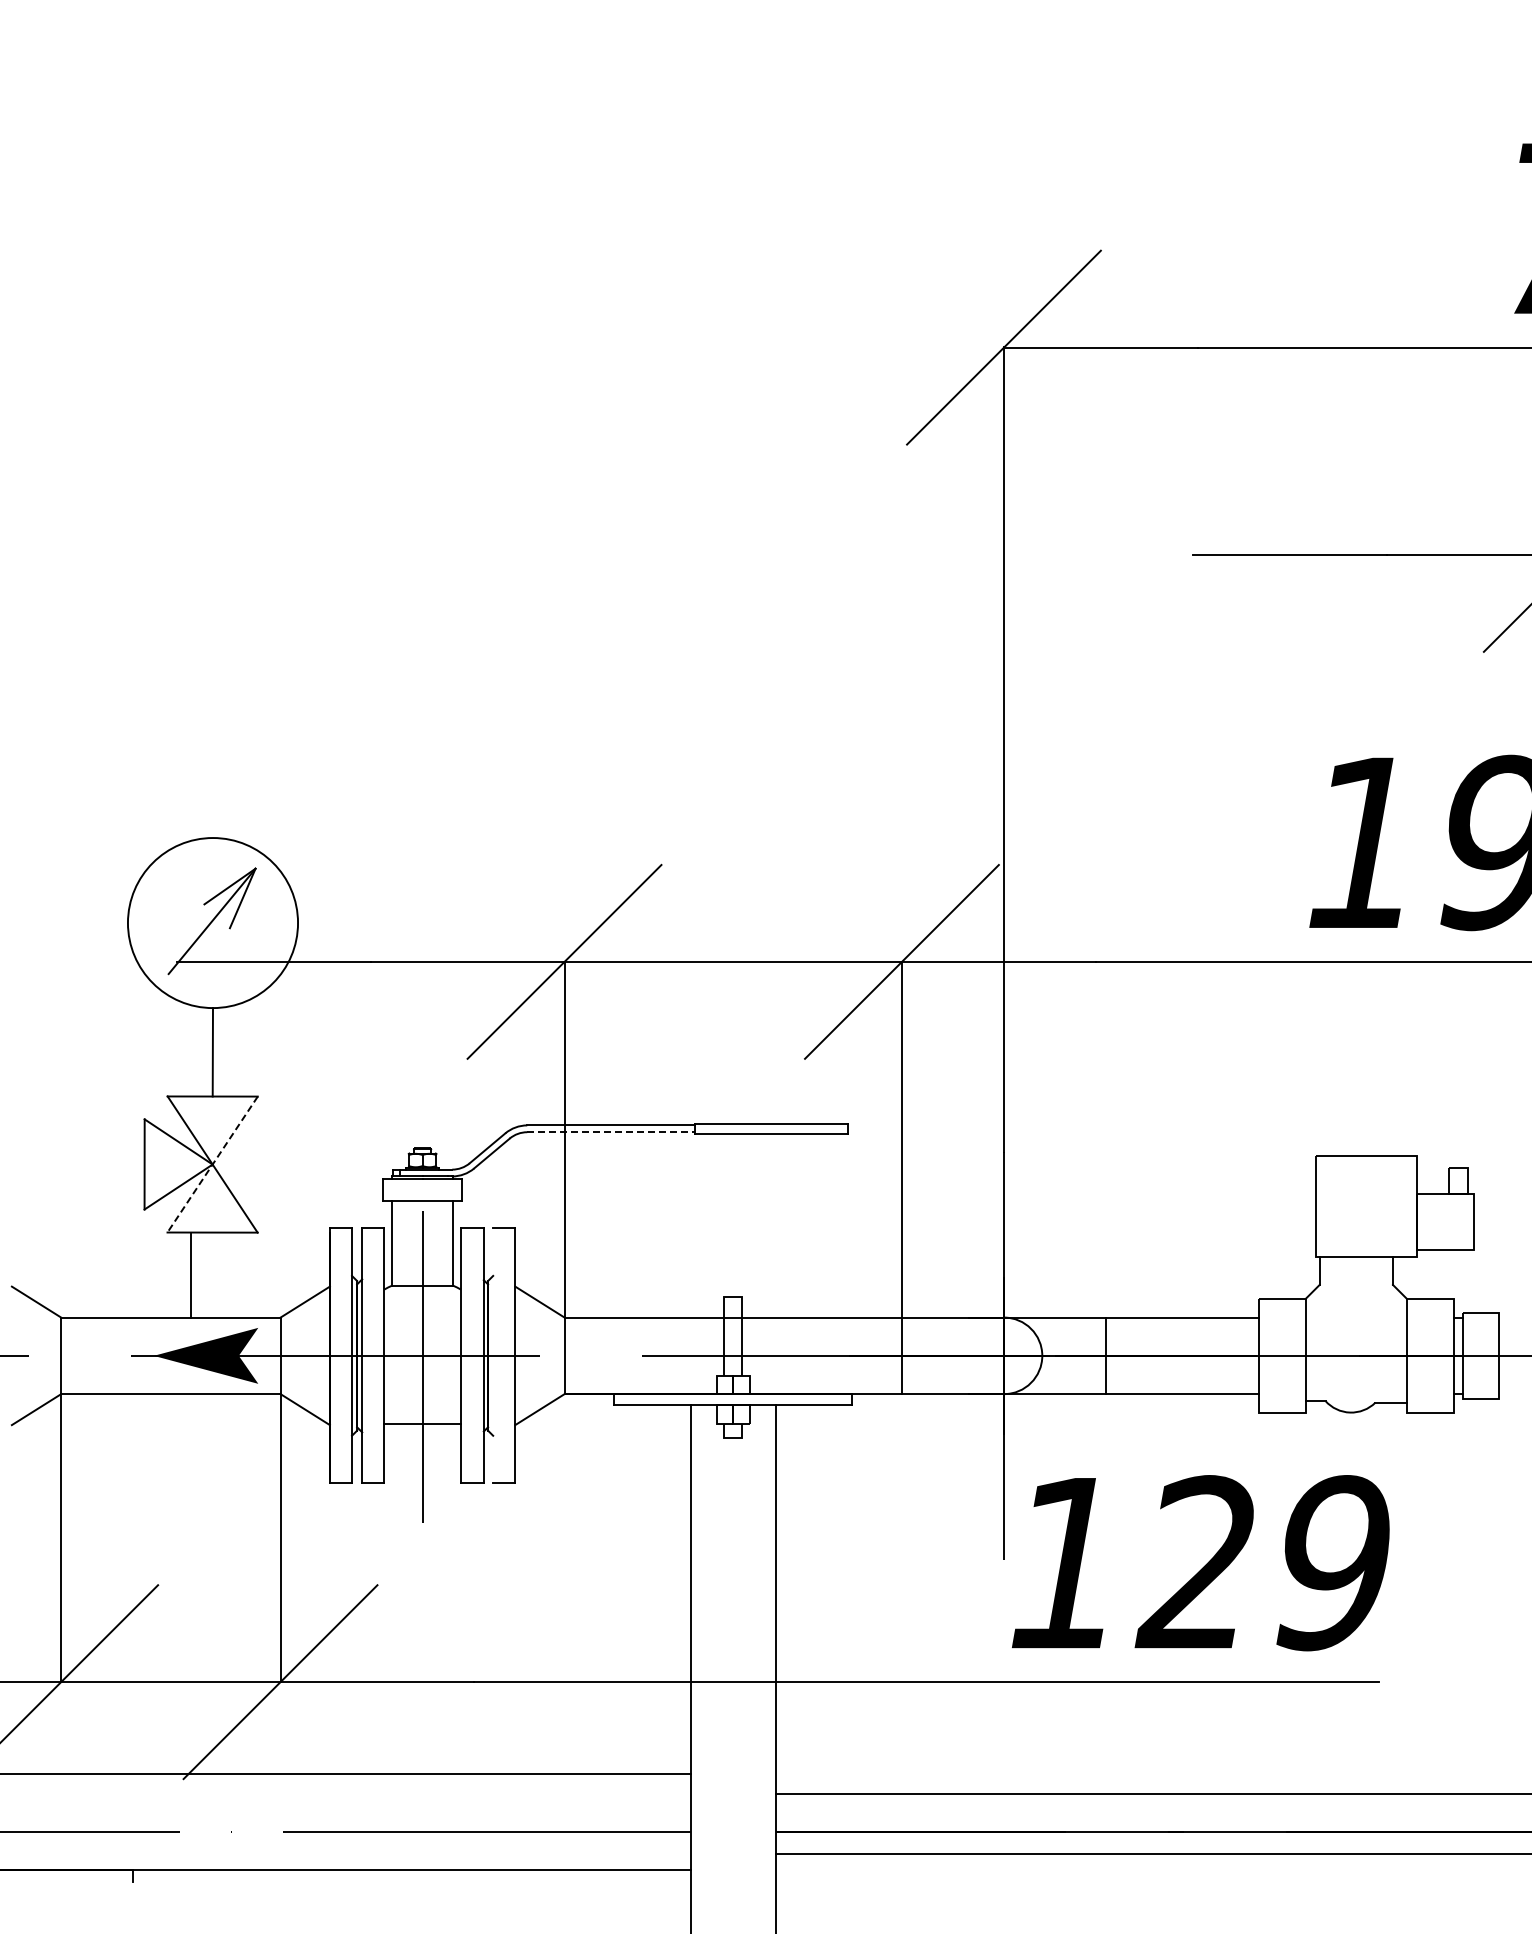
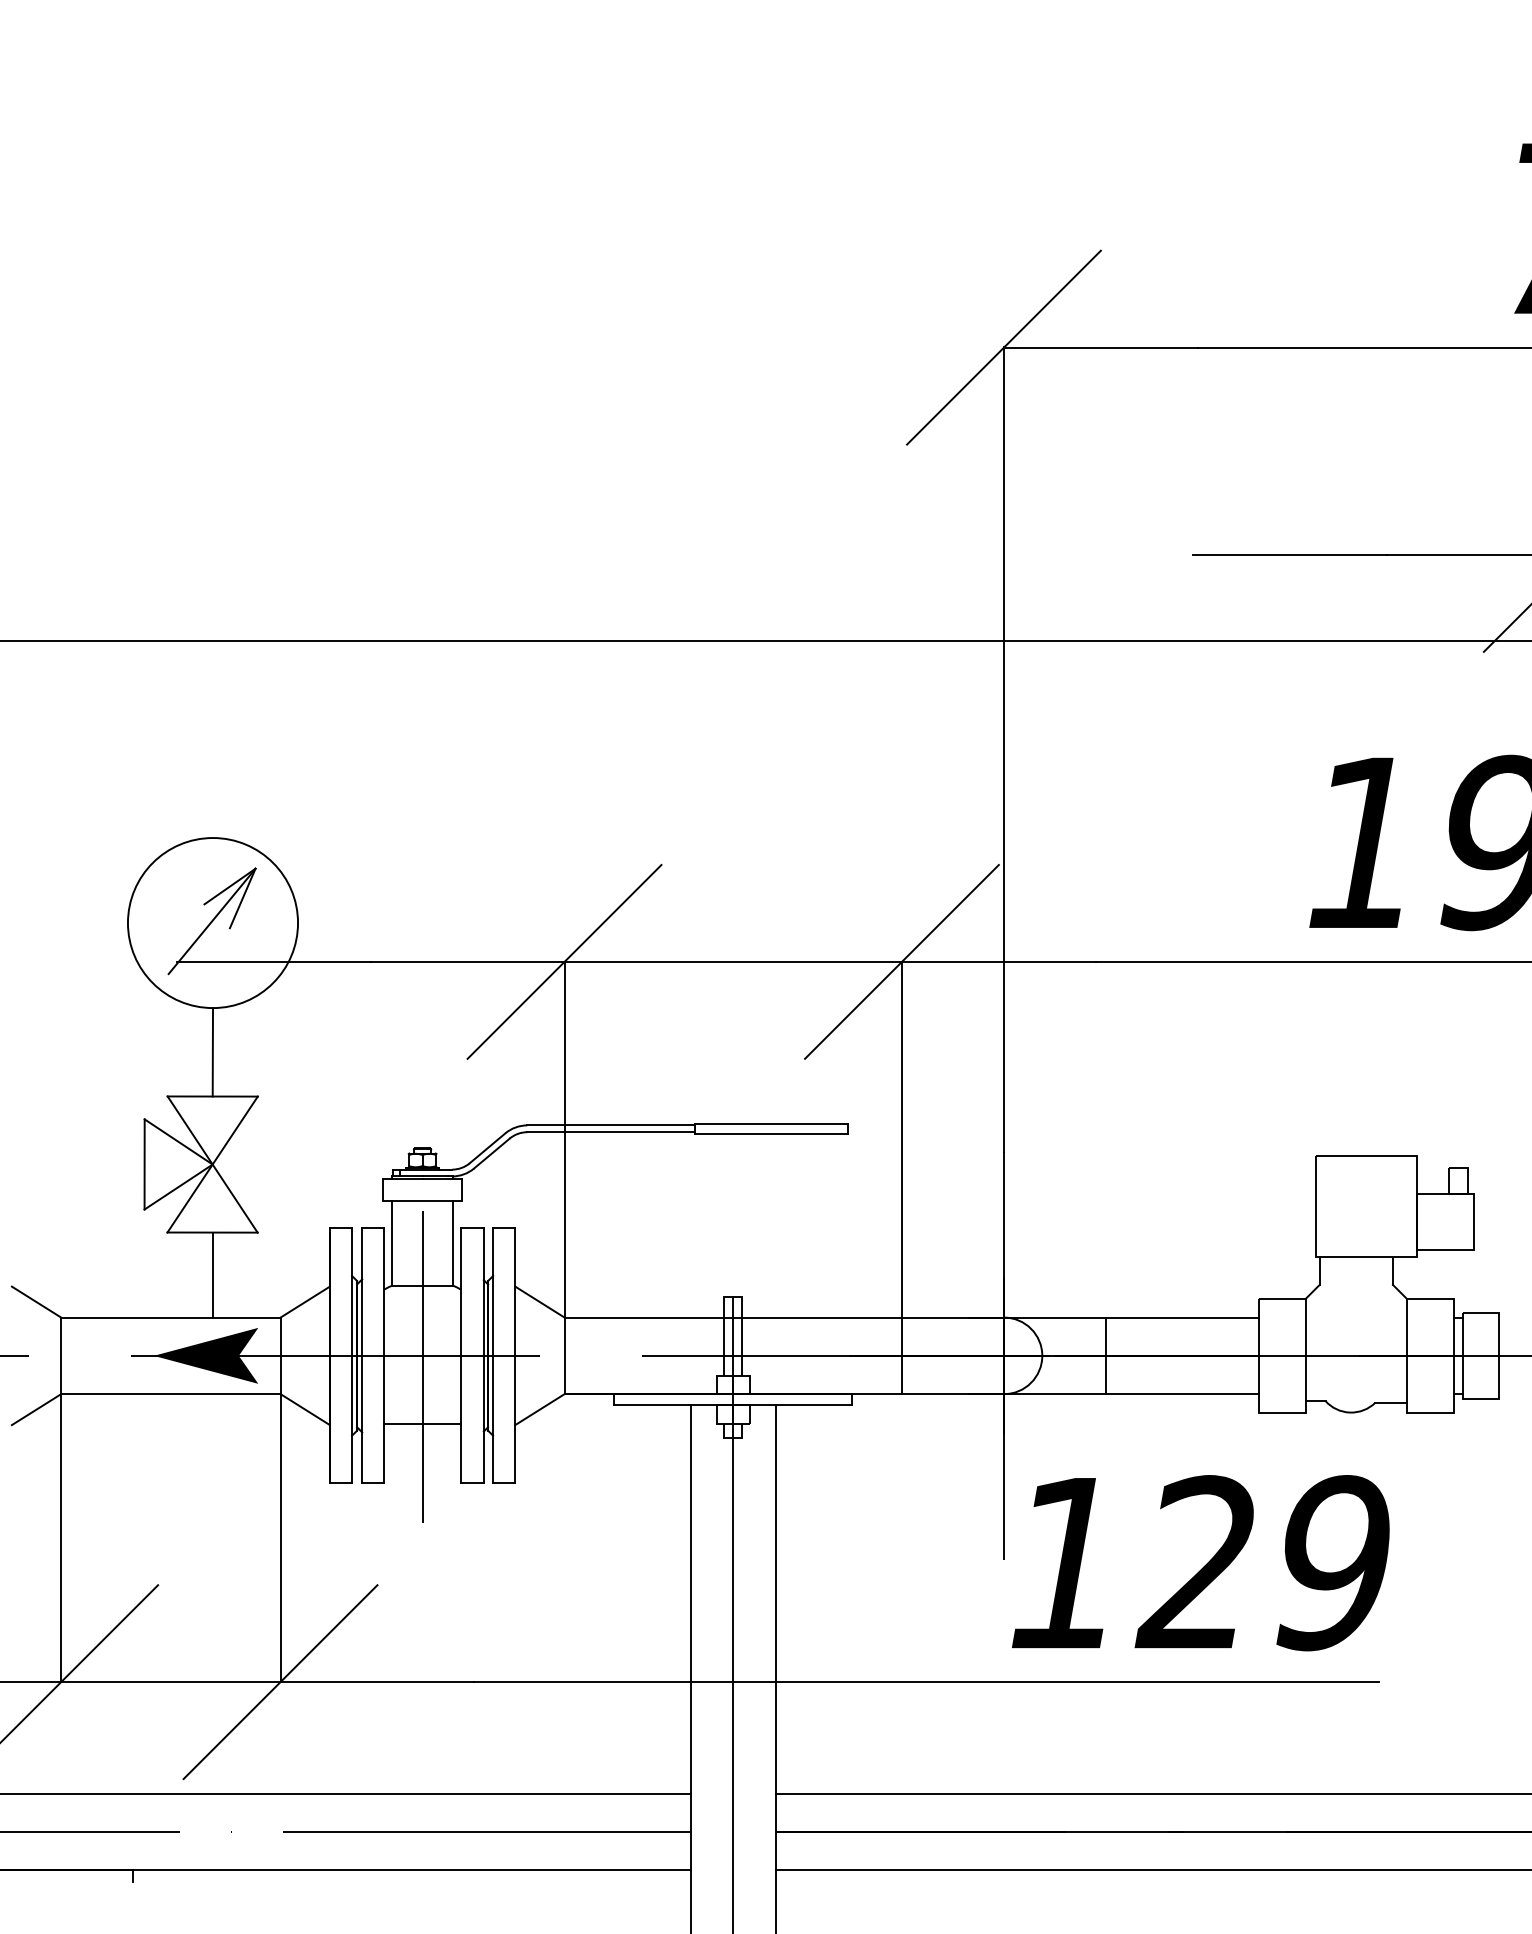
line: none -> present (765, 640)
line: dashed -> solid (610, 1132)
line: dashed -> solid (212, 1164)
line position: (190, 1274) -> (212, 1274) (212, 1274)
line: none -> present (493, 1355)
line: none -> present (733, 1613)
line position: (346, 1773) -> (346, 1793) (346, 1793)
line position: (1151, 1854) -> (1151, 1870) (1151, 1870)
